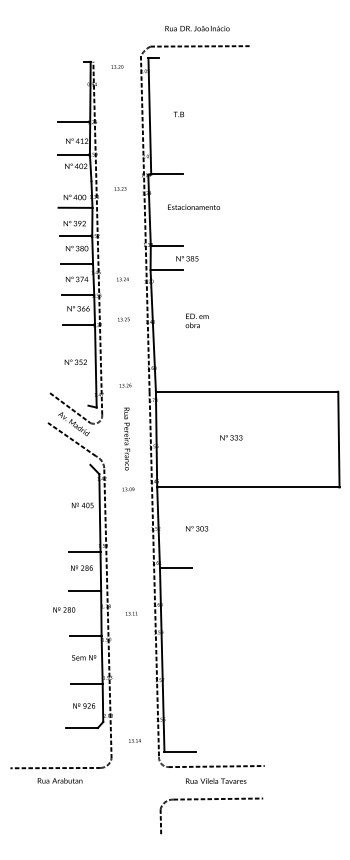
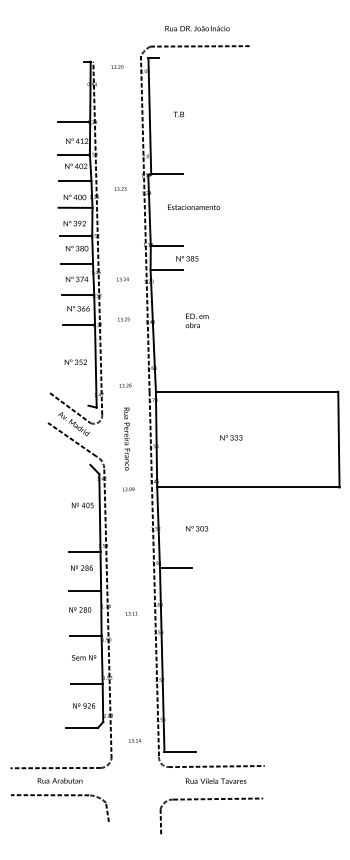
line: none -> present (75, 181)
text position: (64, 609) -> (80, 609) (80, 609)
part: none -> present (60, 796)
